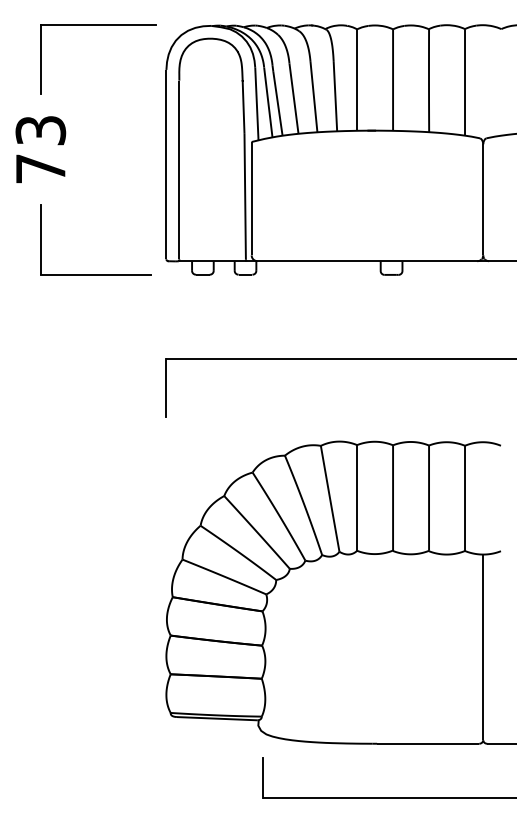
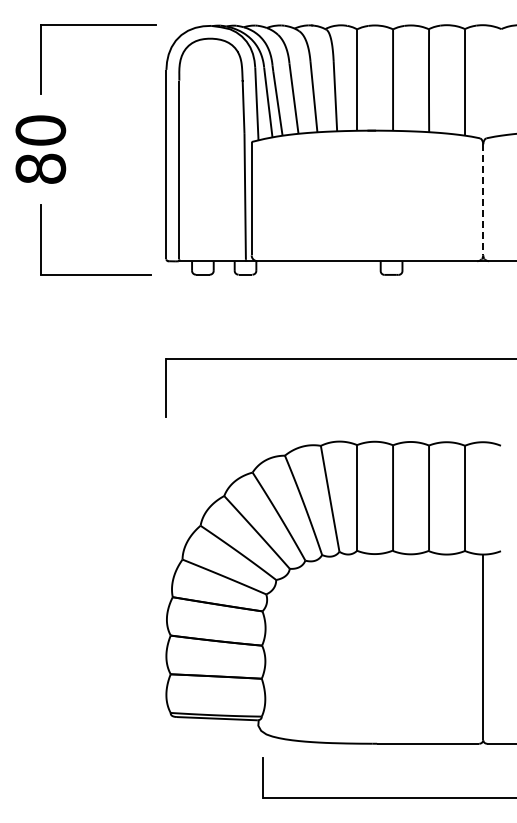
text: 73 -> 80 (40, 149)
line: solid -> dashed (483, 199)
